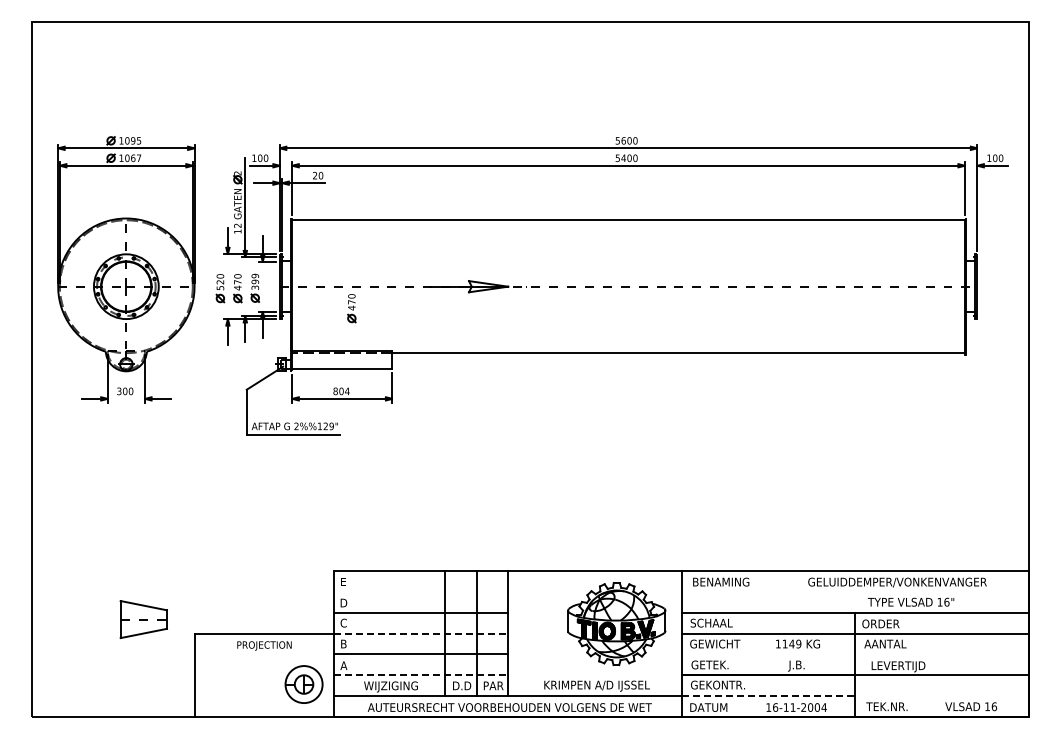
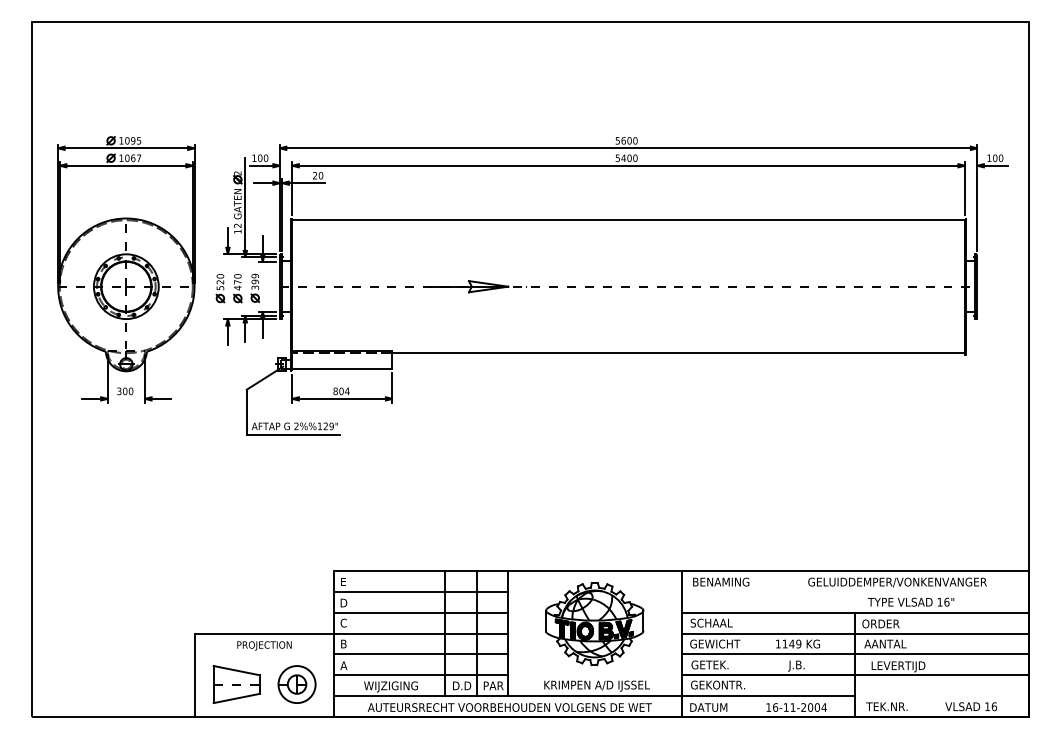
part: present -> none (351, 308)
line: none -> present (420, 591)
part position: (143, 619) -> (236, 684) (236, 684)
part position: (616, 624) -> (594, 624) (594, 624)
line: dashed -> solid (421, 633)
line: none -> present (855, 654)
line: dashed -> solid (421, 675)
part position: (303, 684) -> (296, 684) (296, 684)
line: dashed -> solid (768, 696)
